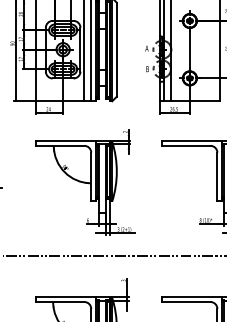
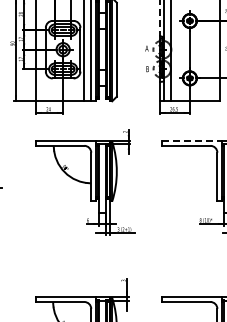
line: solid -> dashed (159, 18)
line: solid -> dashed (192, 141)
line: present -> none (112, 255)
